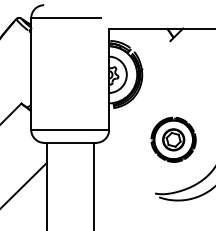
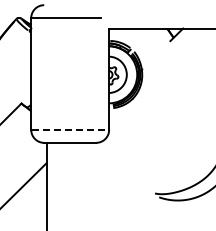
line: solid -> dashed (70, 129)
part: present -> none (173, 139)
line: present -> none (93, 184)
